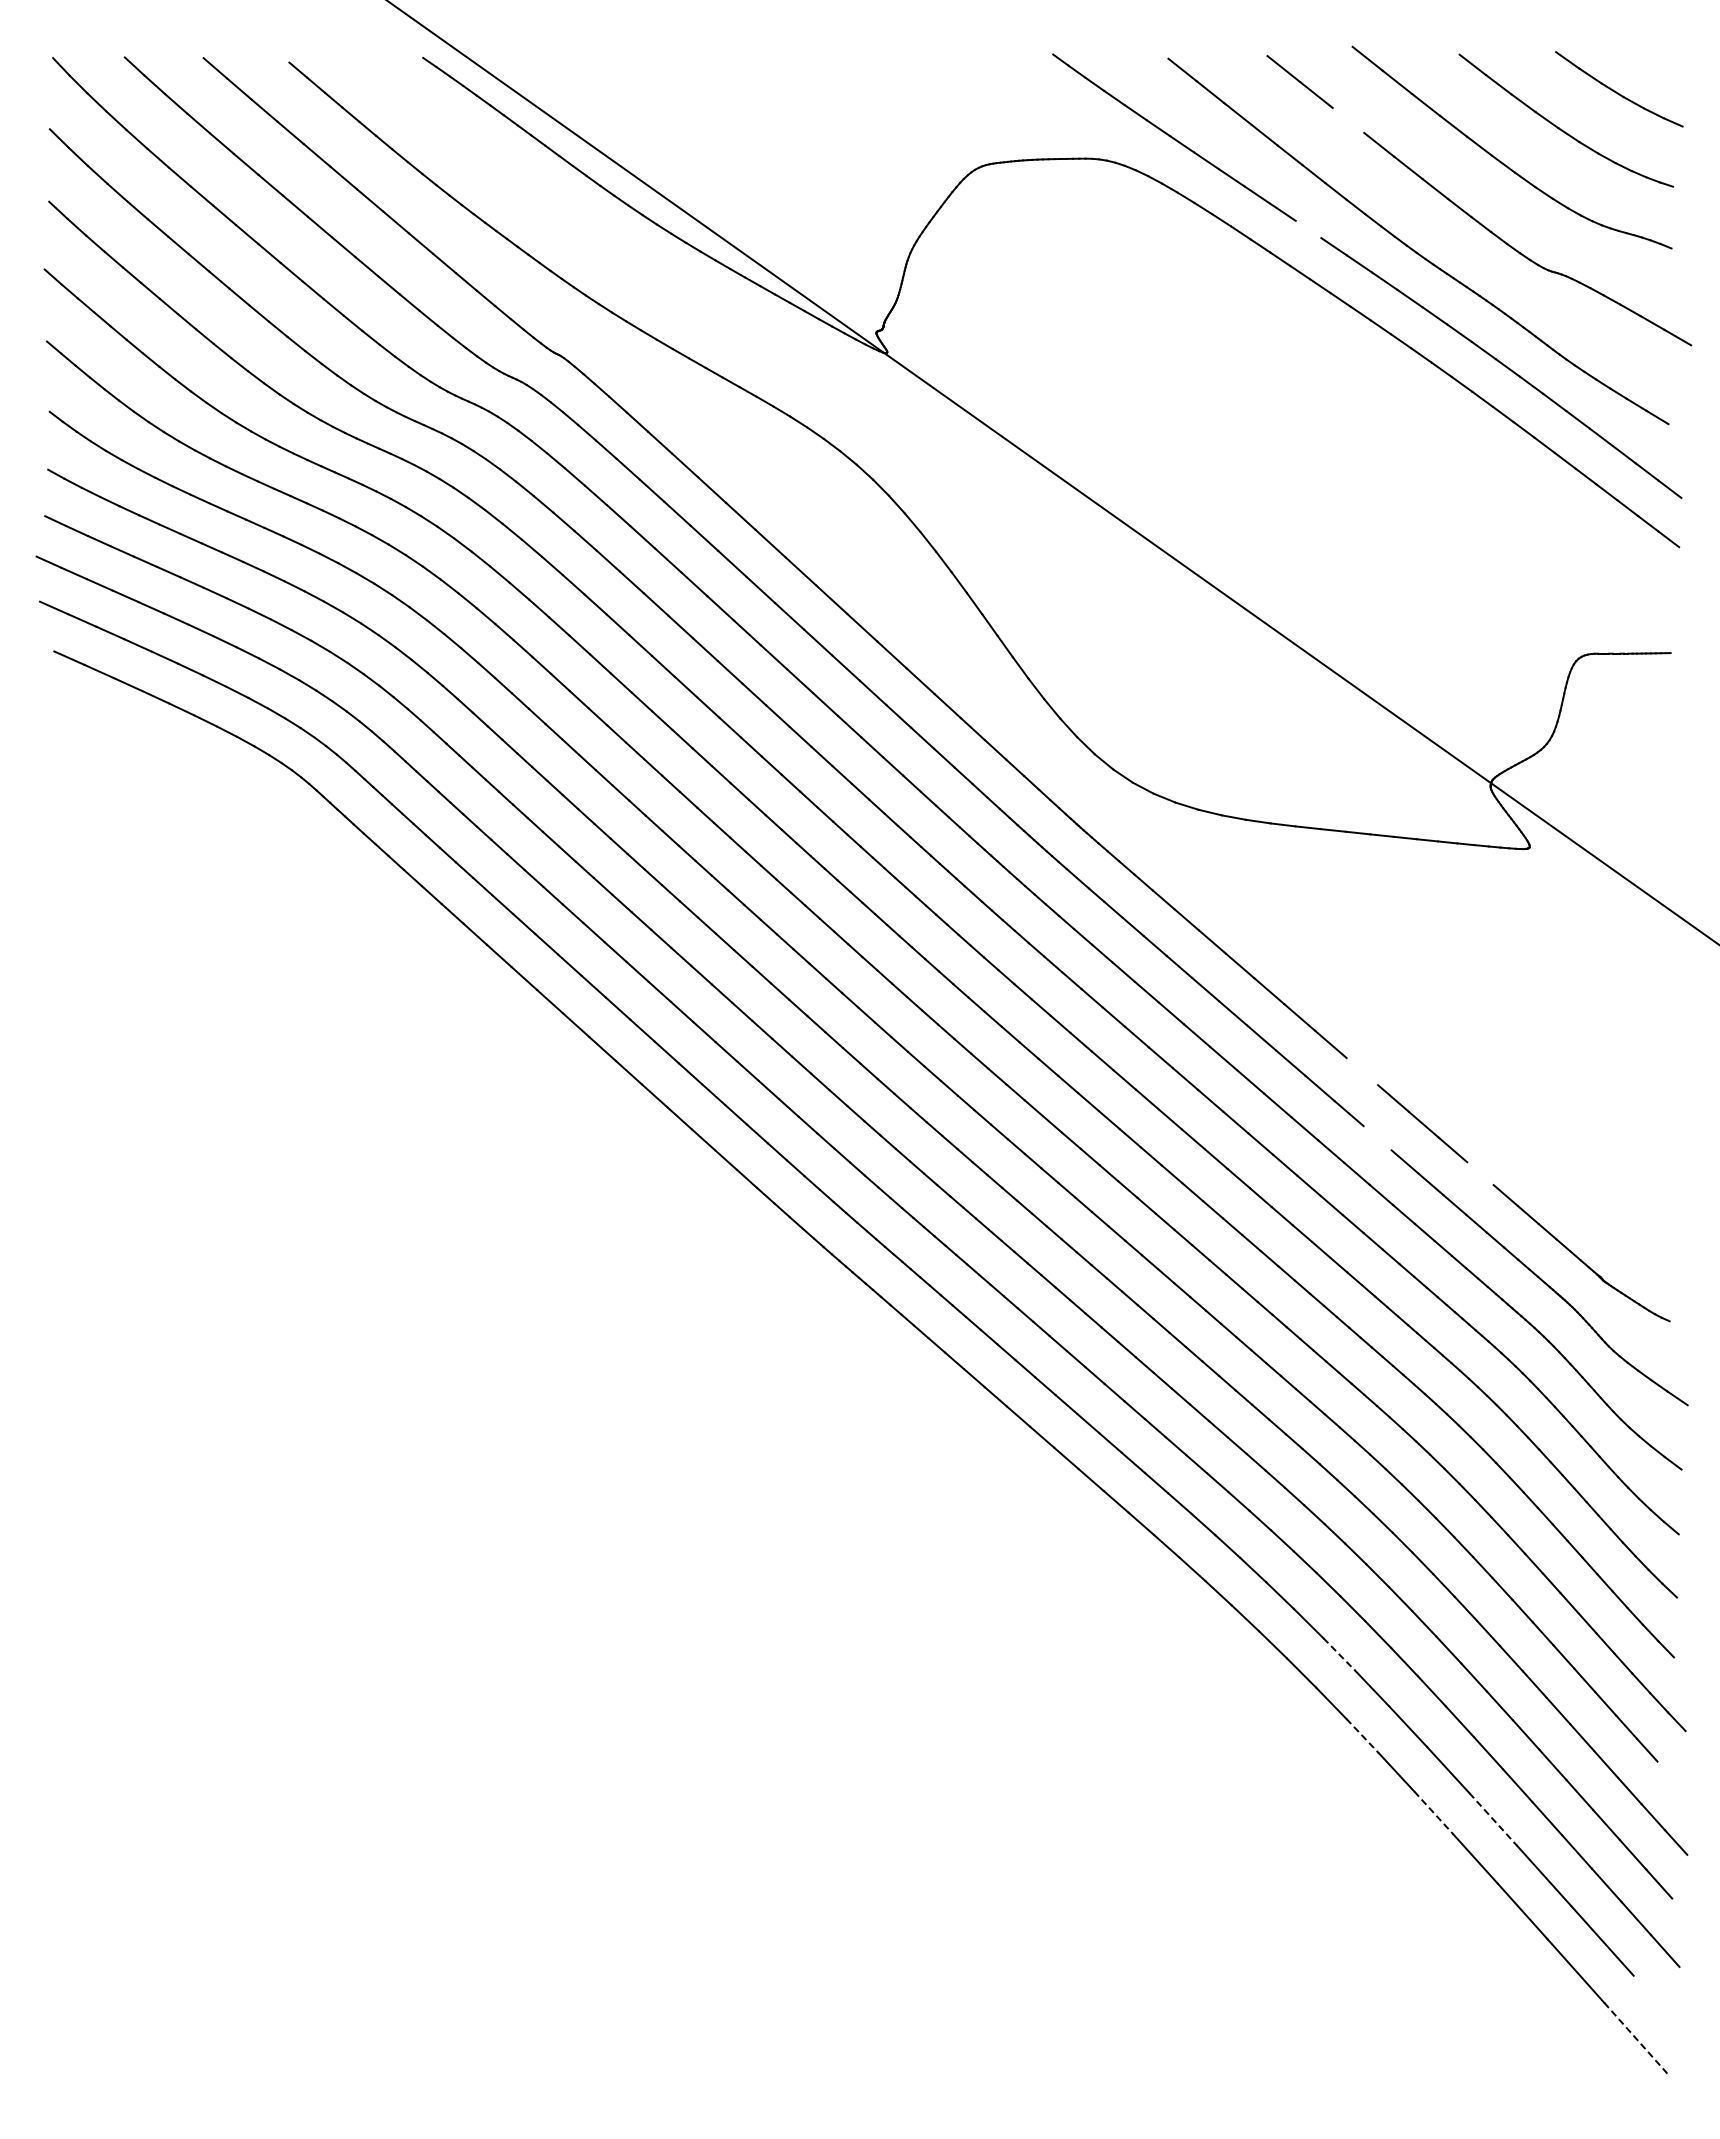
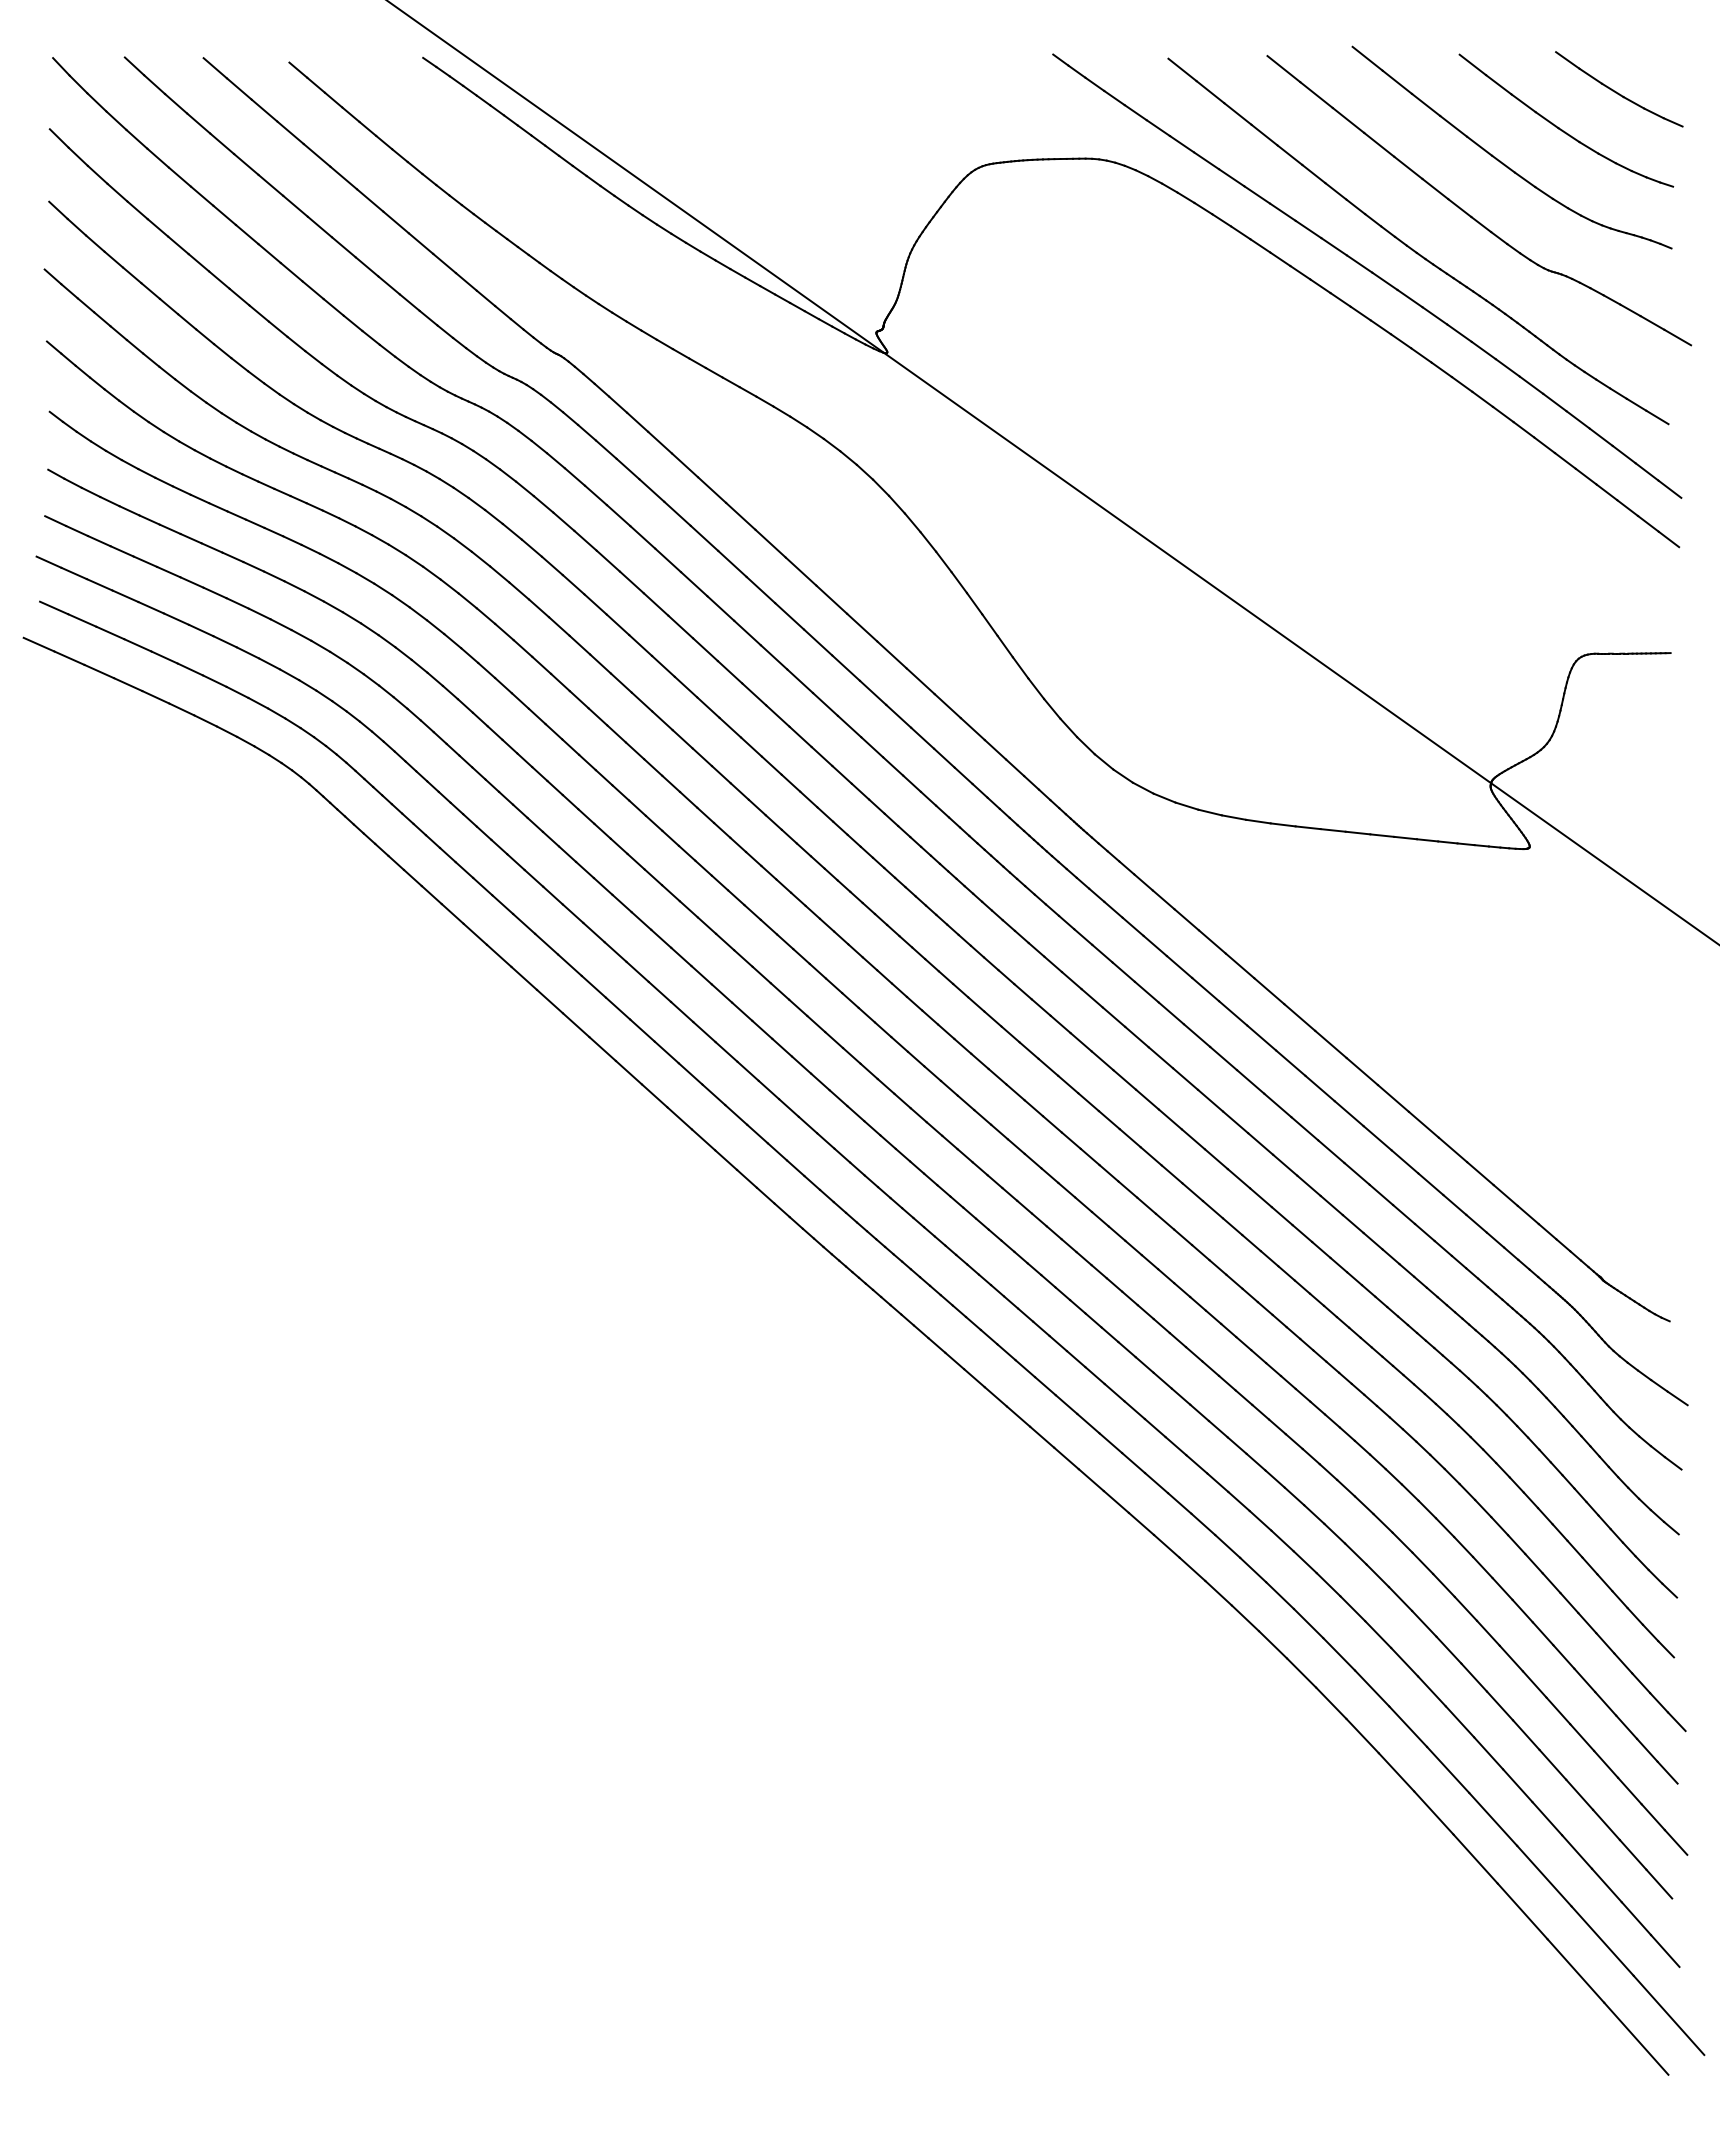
line: none -> present (1348, 119)
line: none -> present (1308, 229)
line: none -> present (38, 644)
line: none -> present (1362, 1071)
line: none -> present (1377, 1138)
line: none -> present (1480, 1173)
line: dashed -> solid (1339, 1654)
line: dashed -> solid (1362, 1736)
line: none -> present (1667, 1772)
line: dashed -> solid (1434, 1813)
line: dashed -> solid (1493, 1819)
line: none -> present (1668, 2015)
line: dashed -> solid (1636, 2039)
